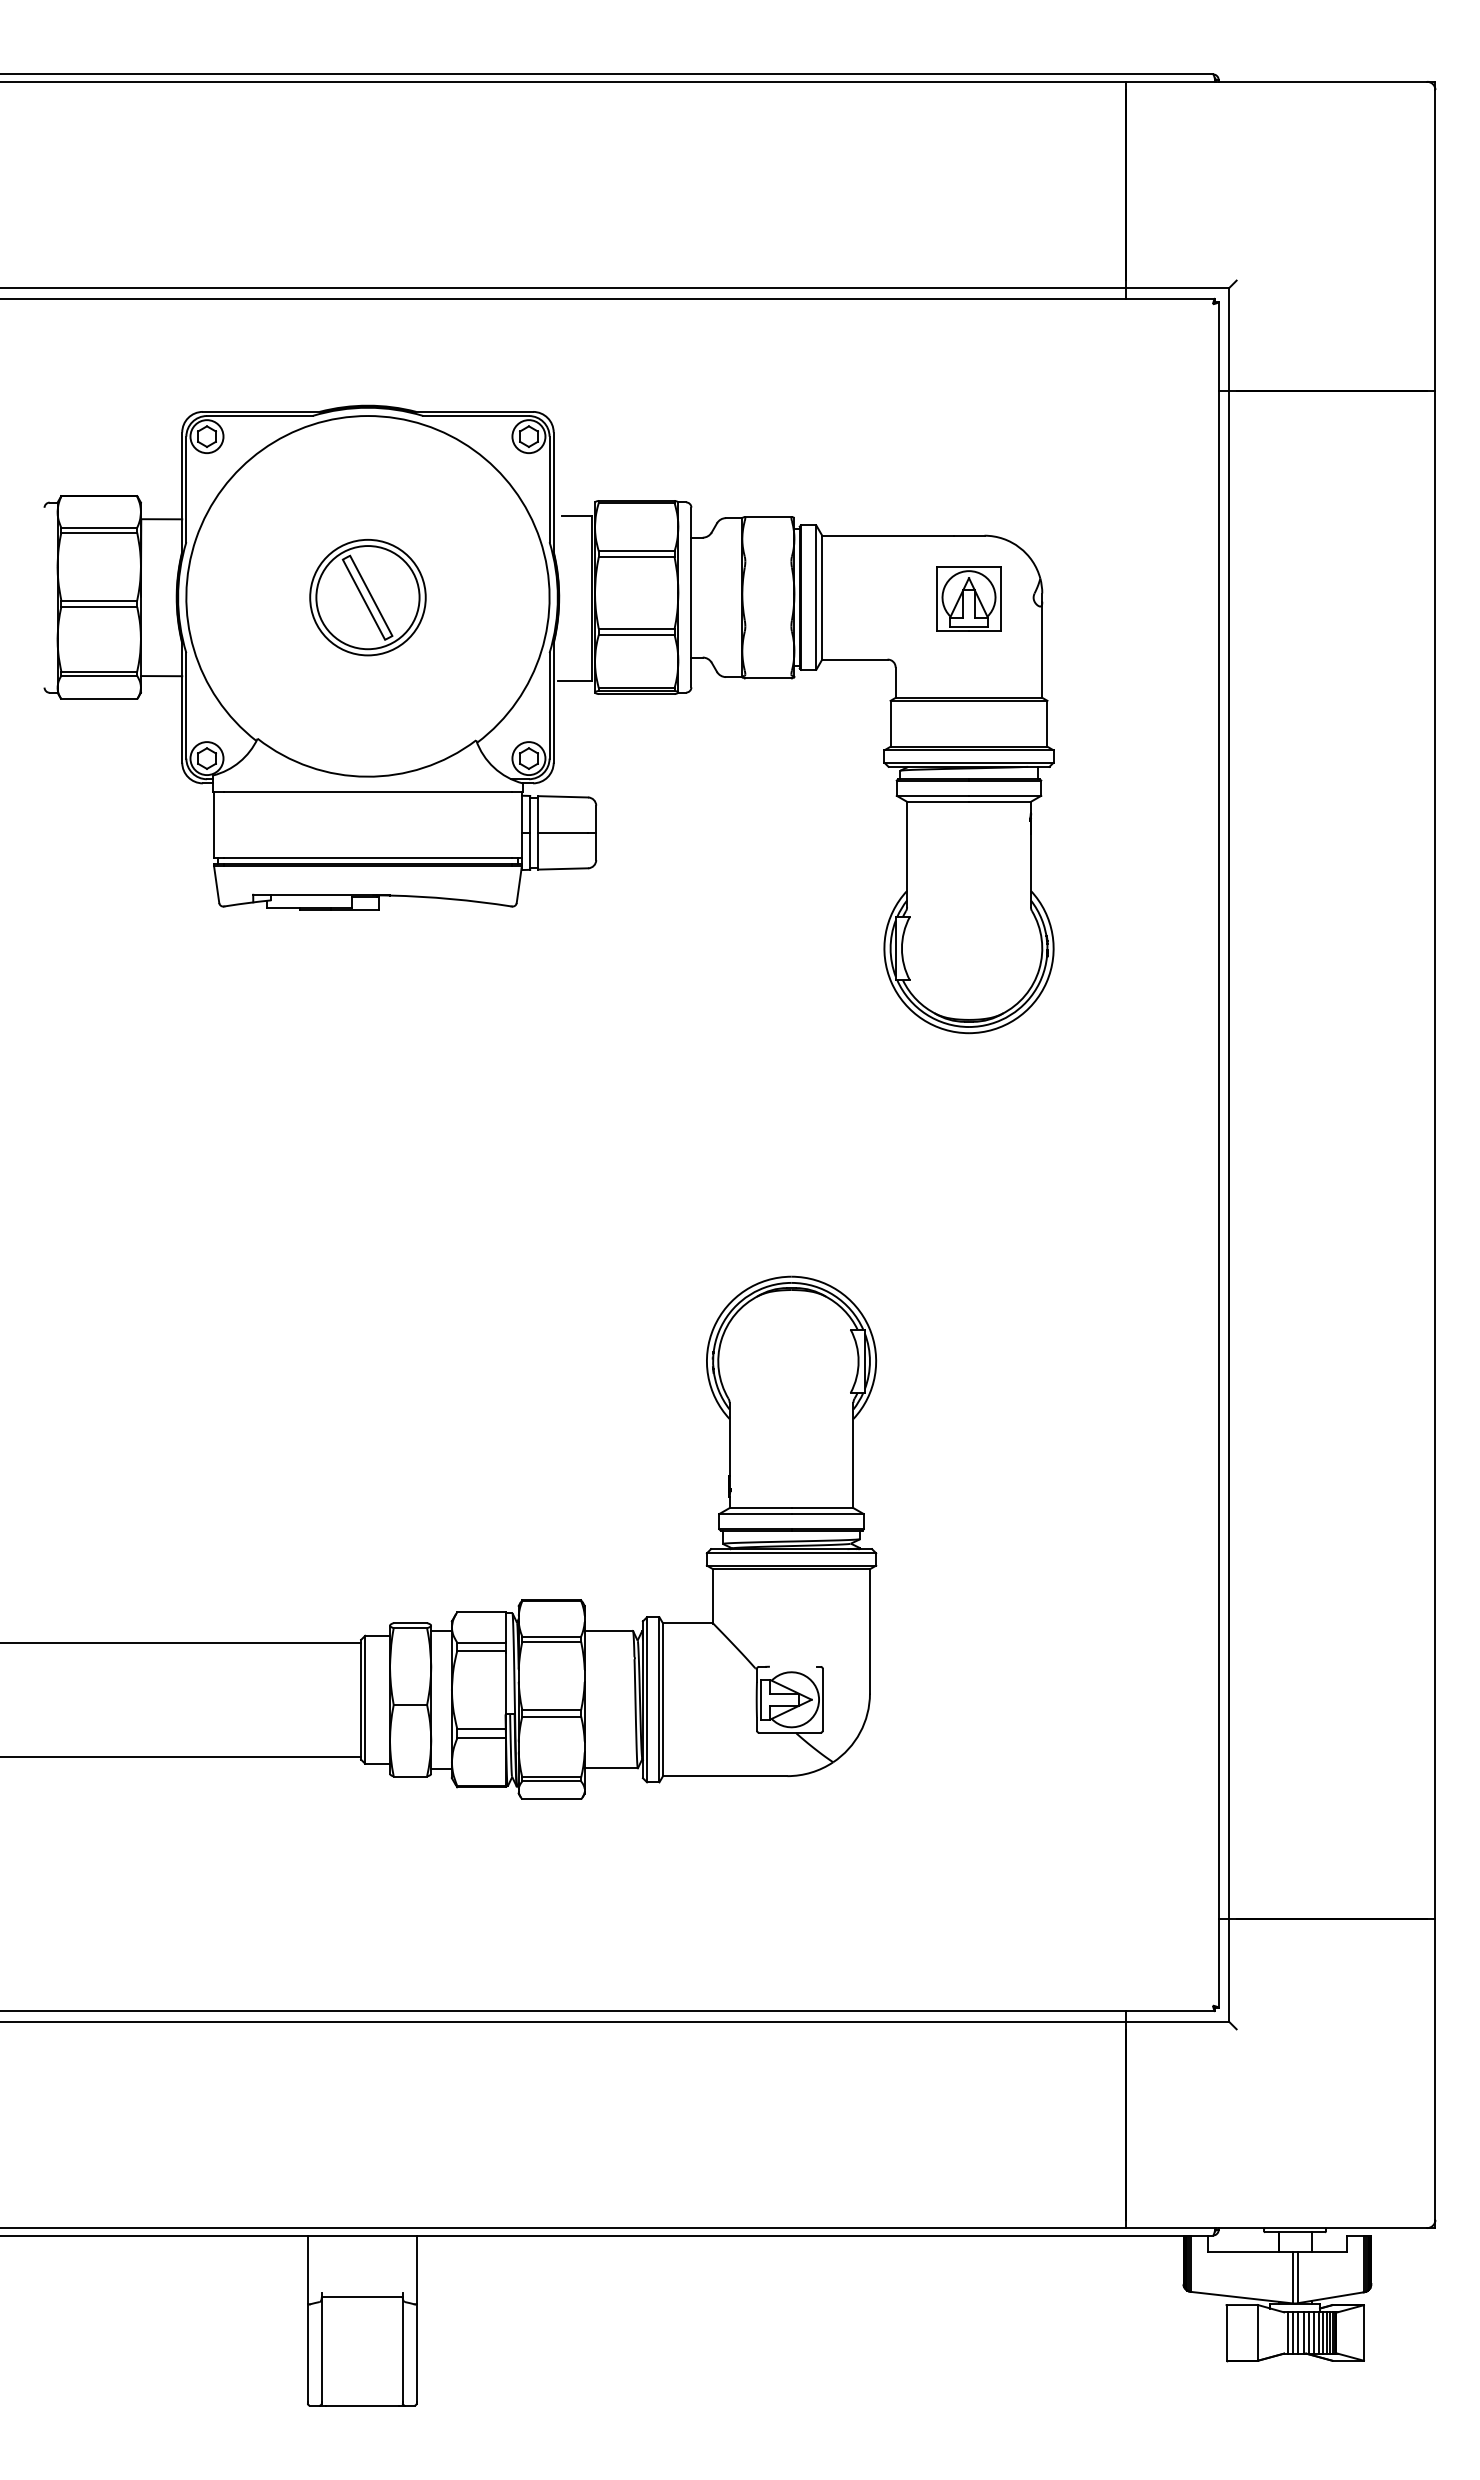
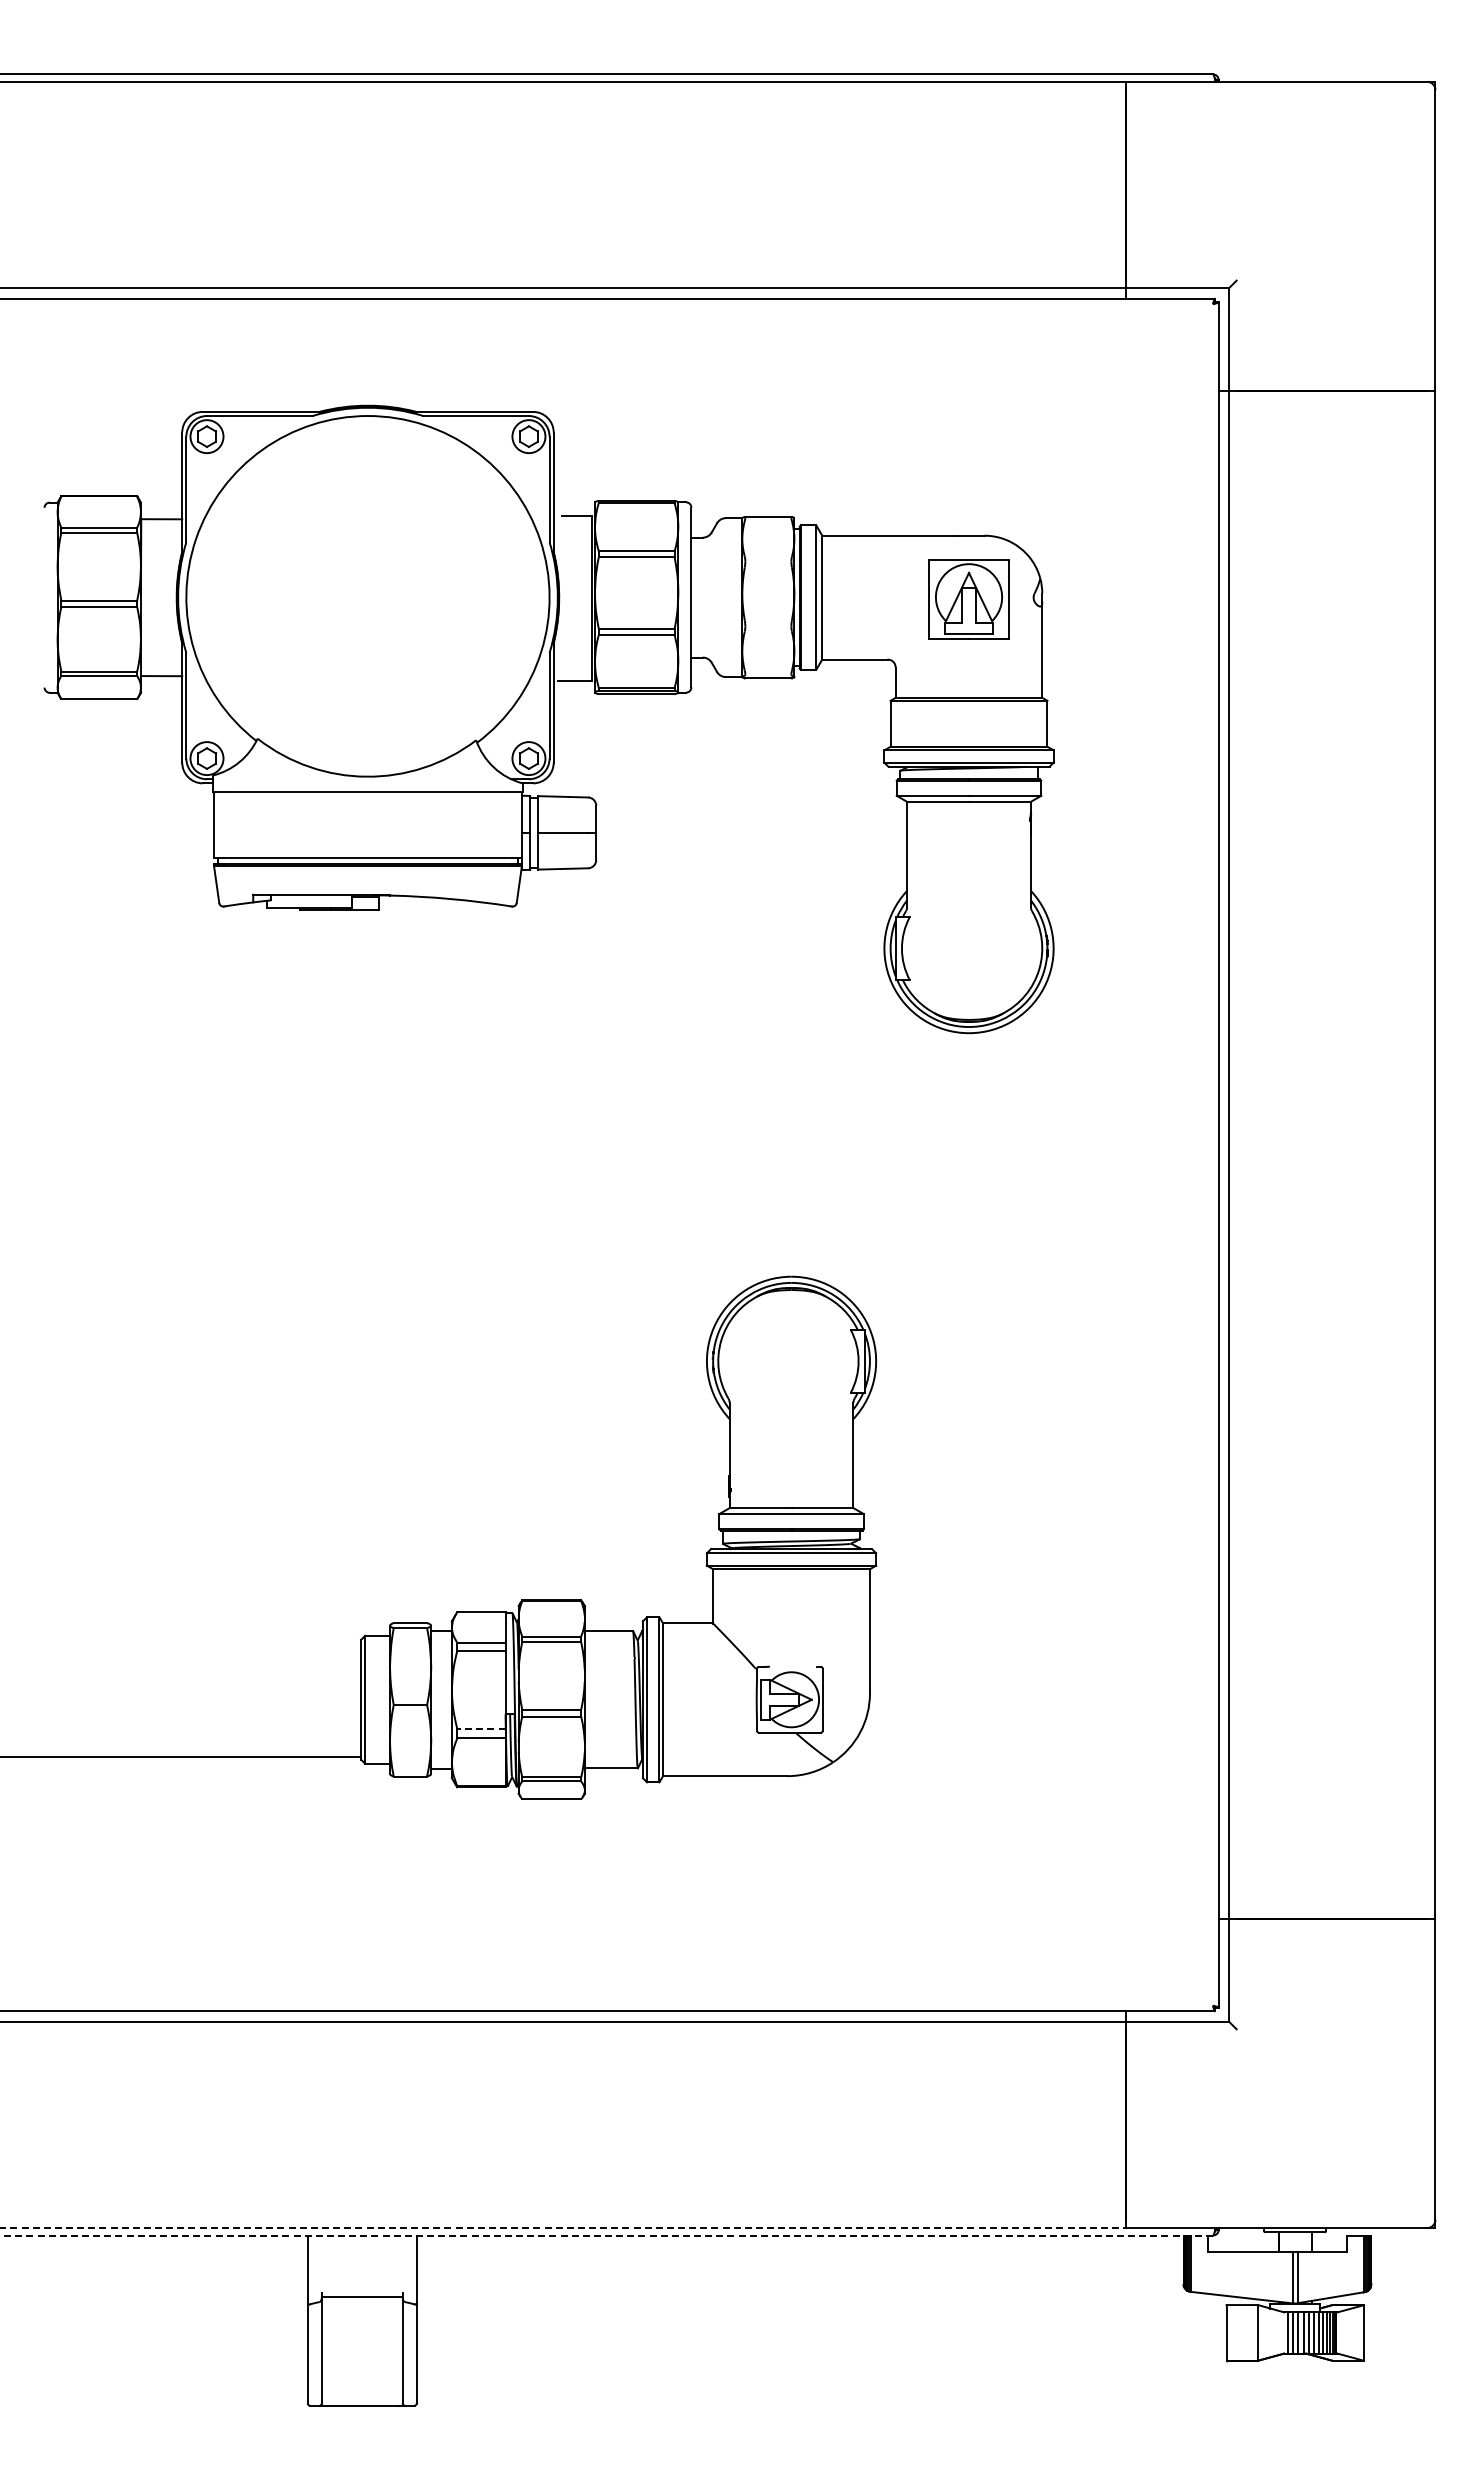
part: present -> none (367, 597)
part size: 66x66 px -> 82x81 px (968, 599)
line: present -> none (181, 1642)
line: solid -> dashed (480, 1728)
line: solid -> dashed (563, 2228)
line: solid -> dashed (606, 2235)
